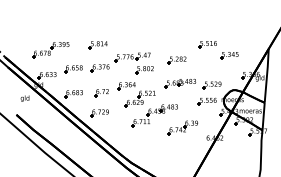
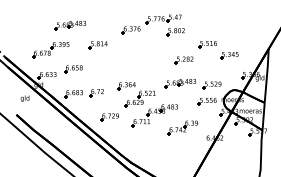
part: none -> present (70, 25)
part position: (176, 60) -> (183, 60) (183, 60)
part position: (121, 63) -> (152, 25) (152, 25)
part position: (101, 93) -> (96, 93) (96, 93)
part position: (99, 113) -> (109, 117) (109, 117)
